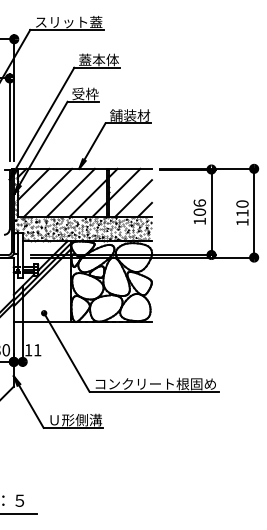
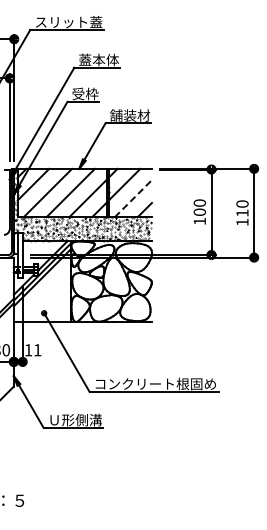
line: solid -> dashed (133, 198)
text: 106 -> 100 (199, 202)
line: present -> none (19, 514)
